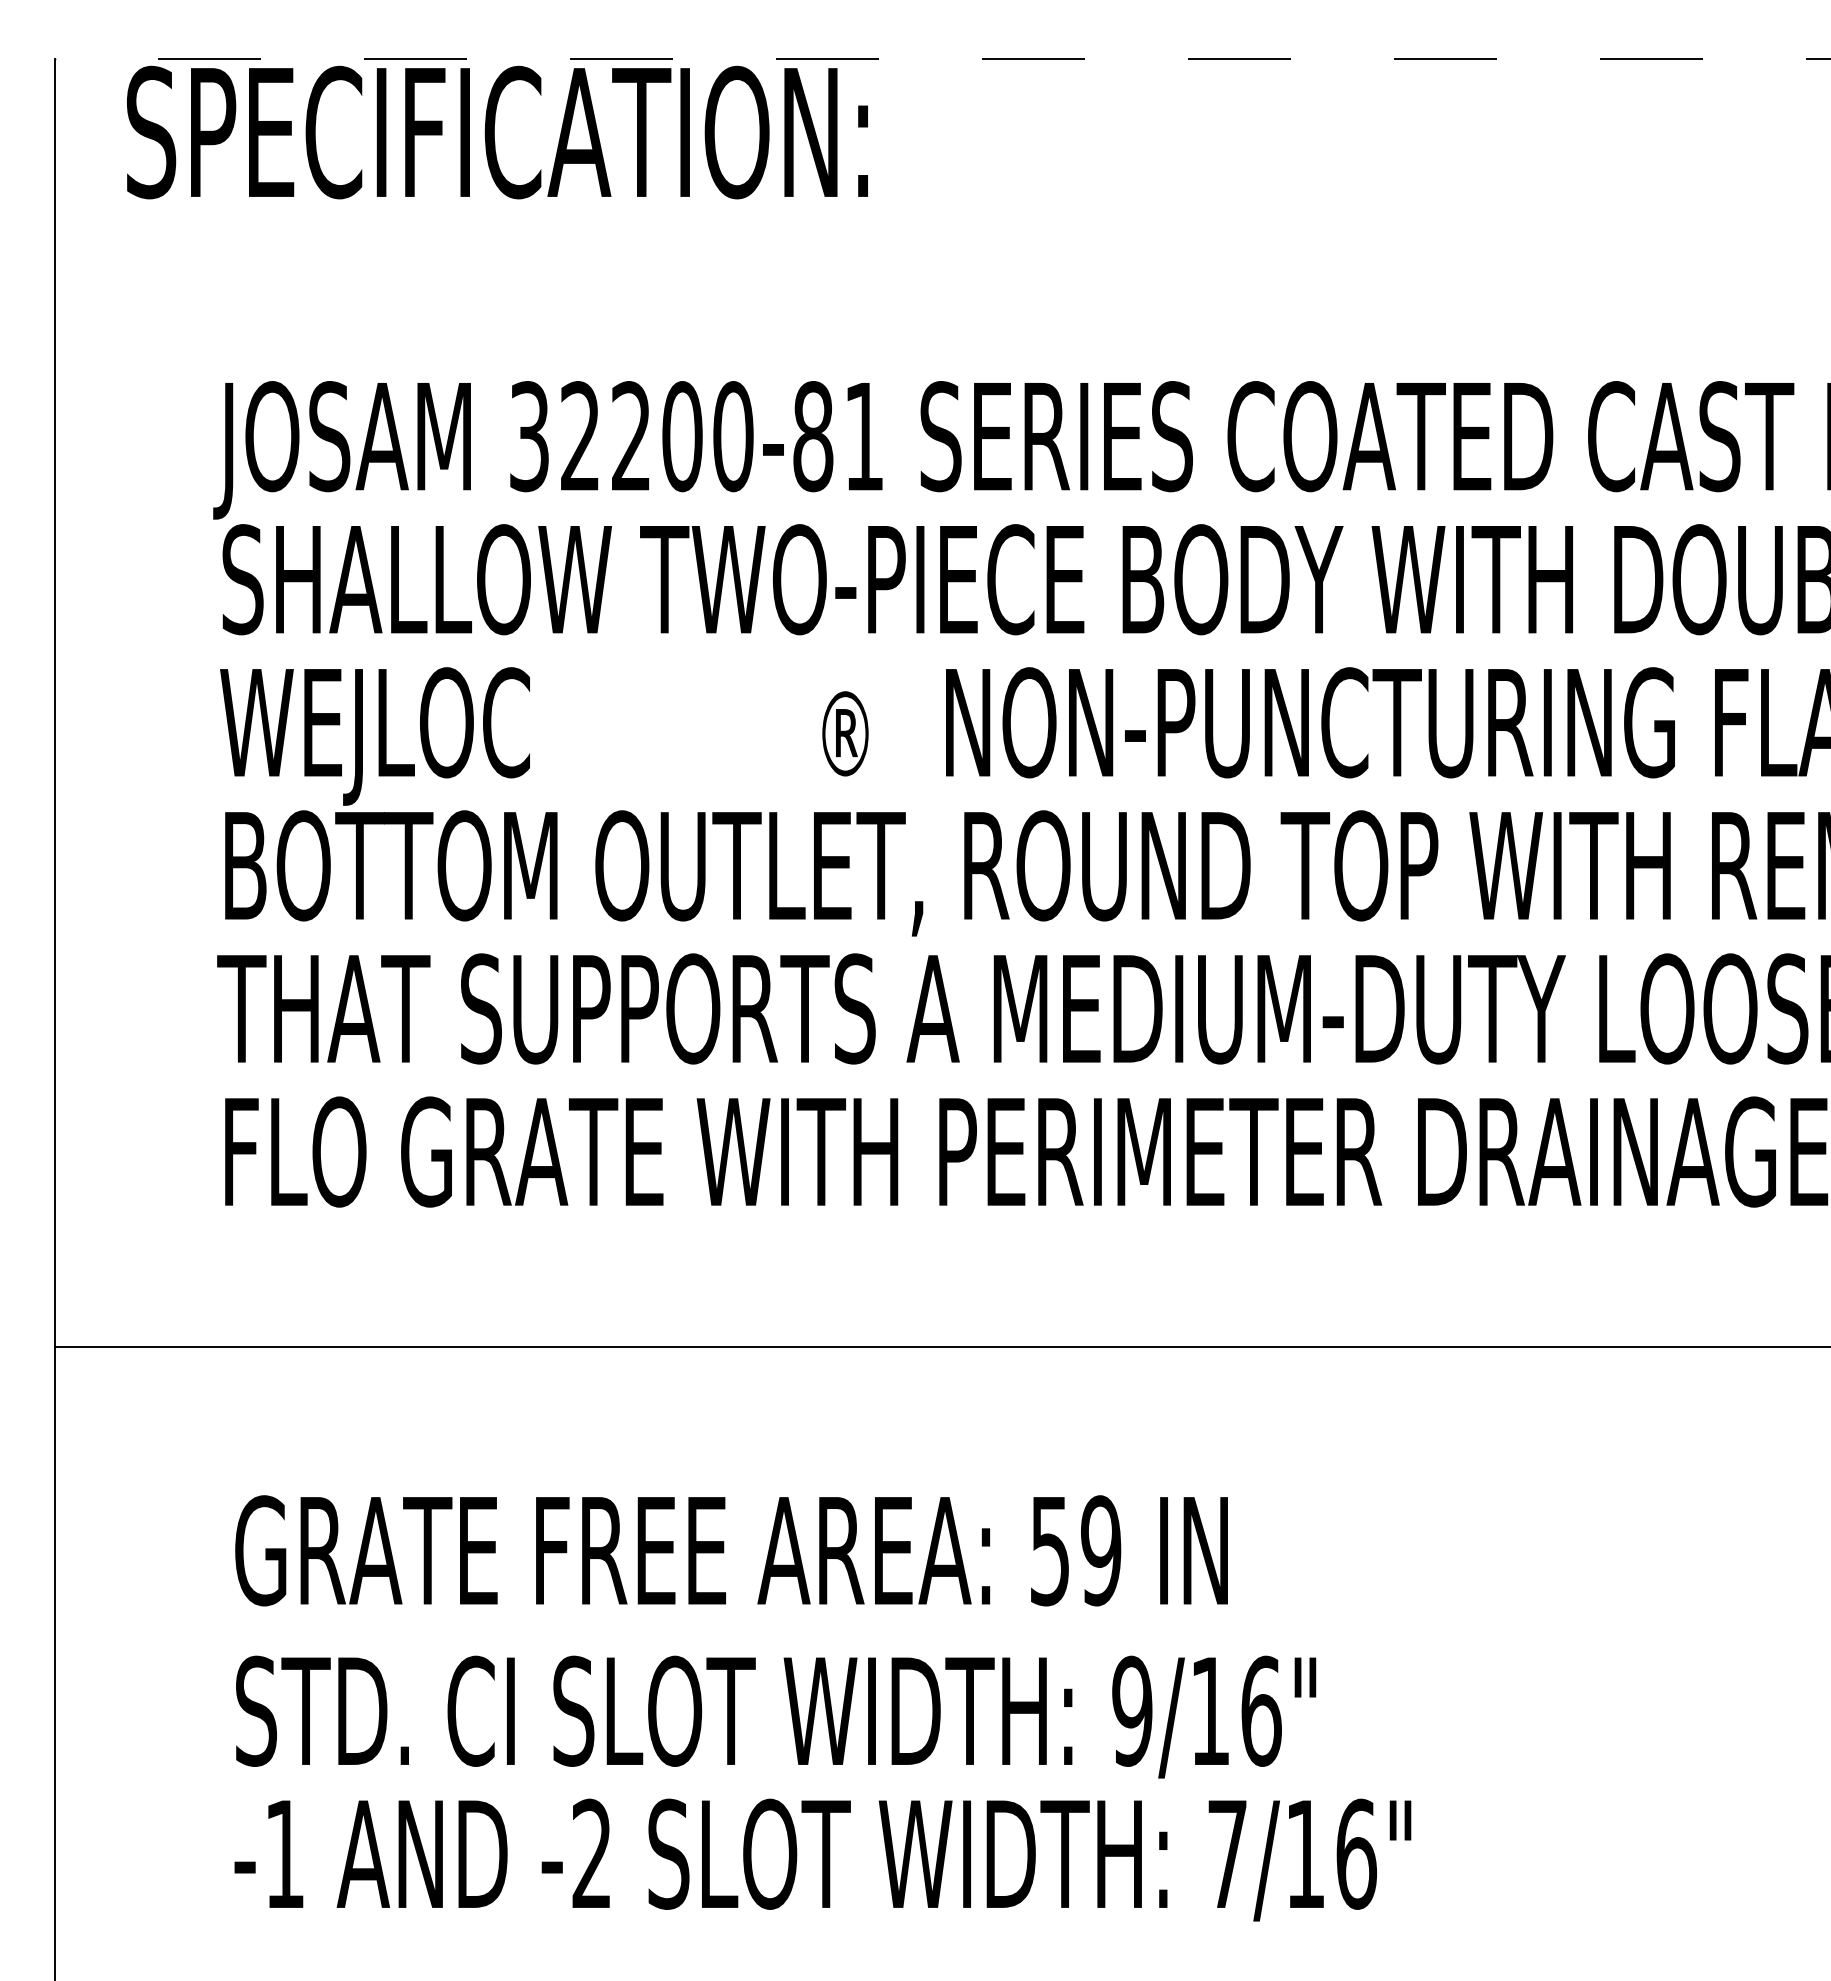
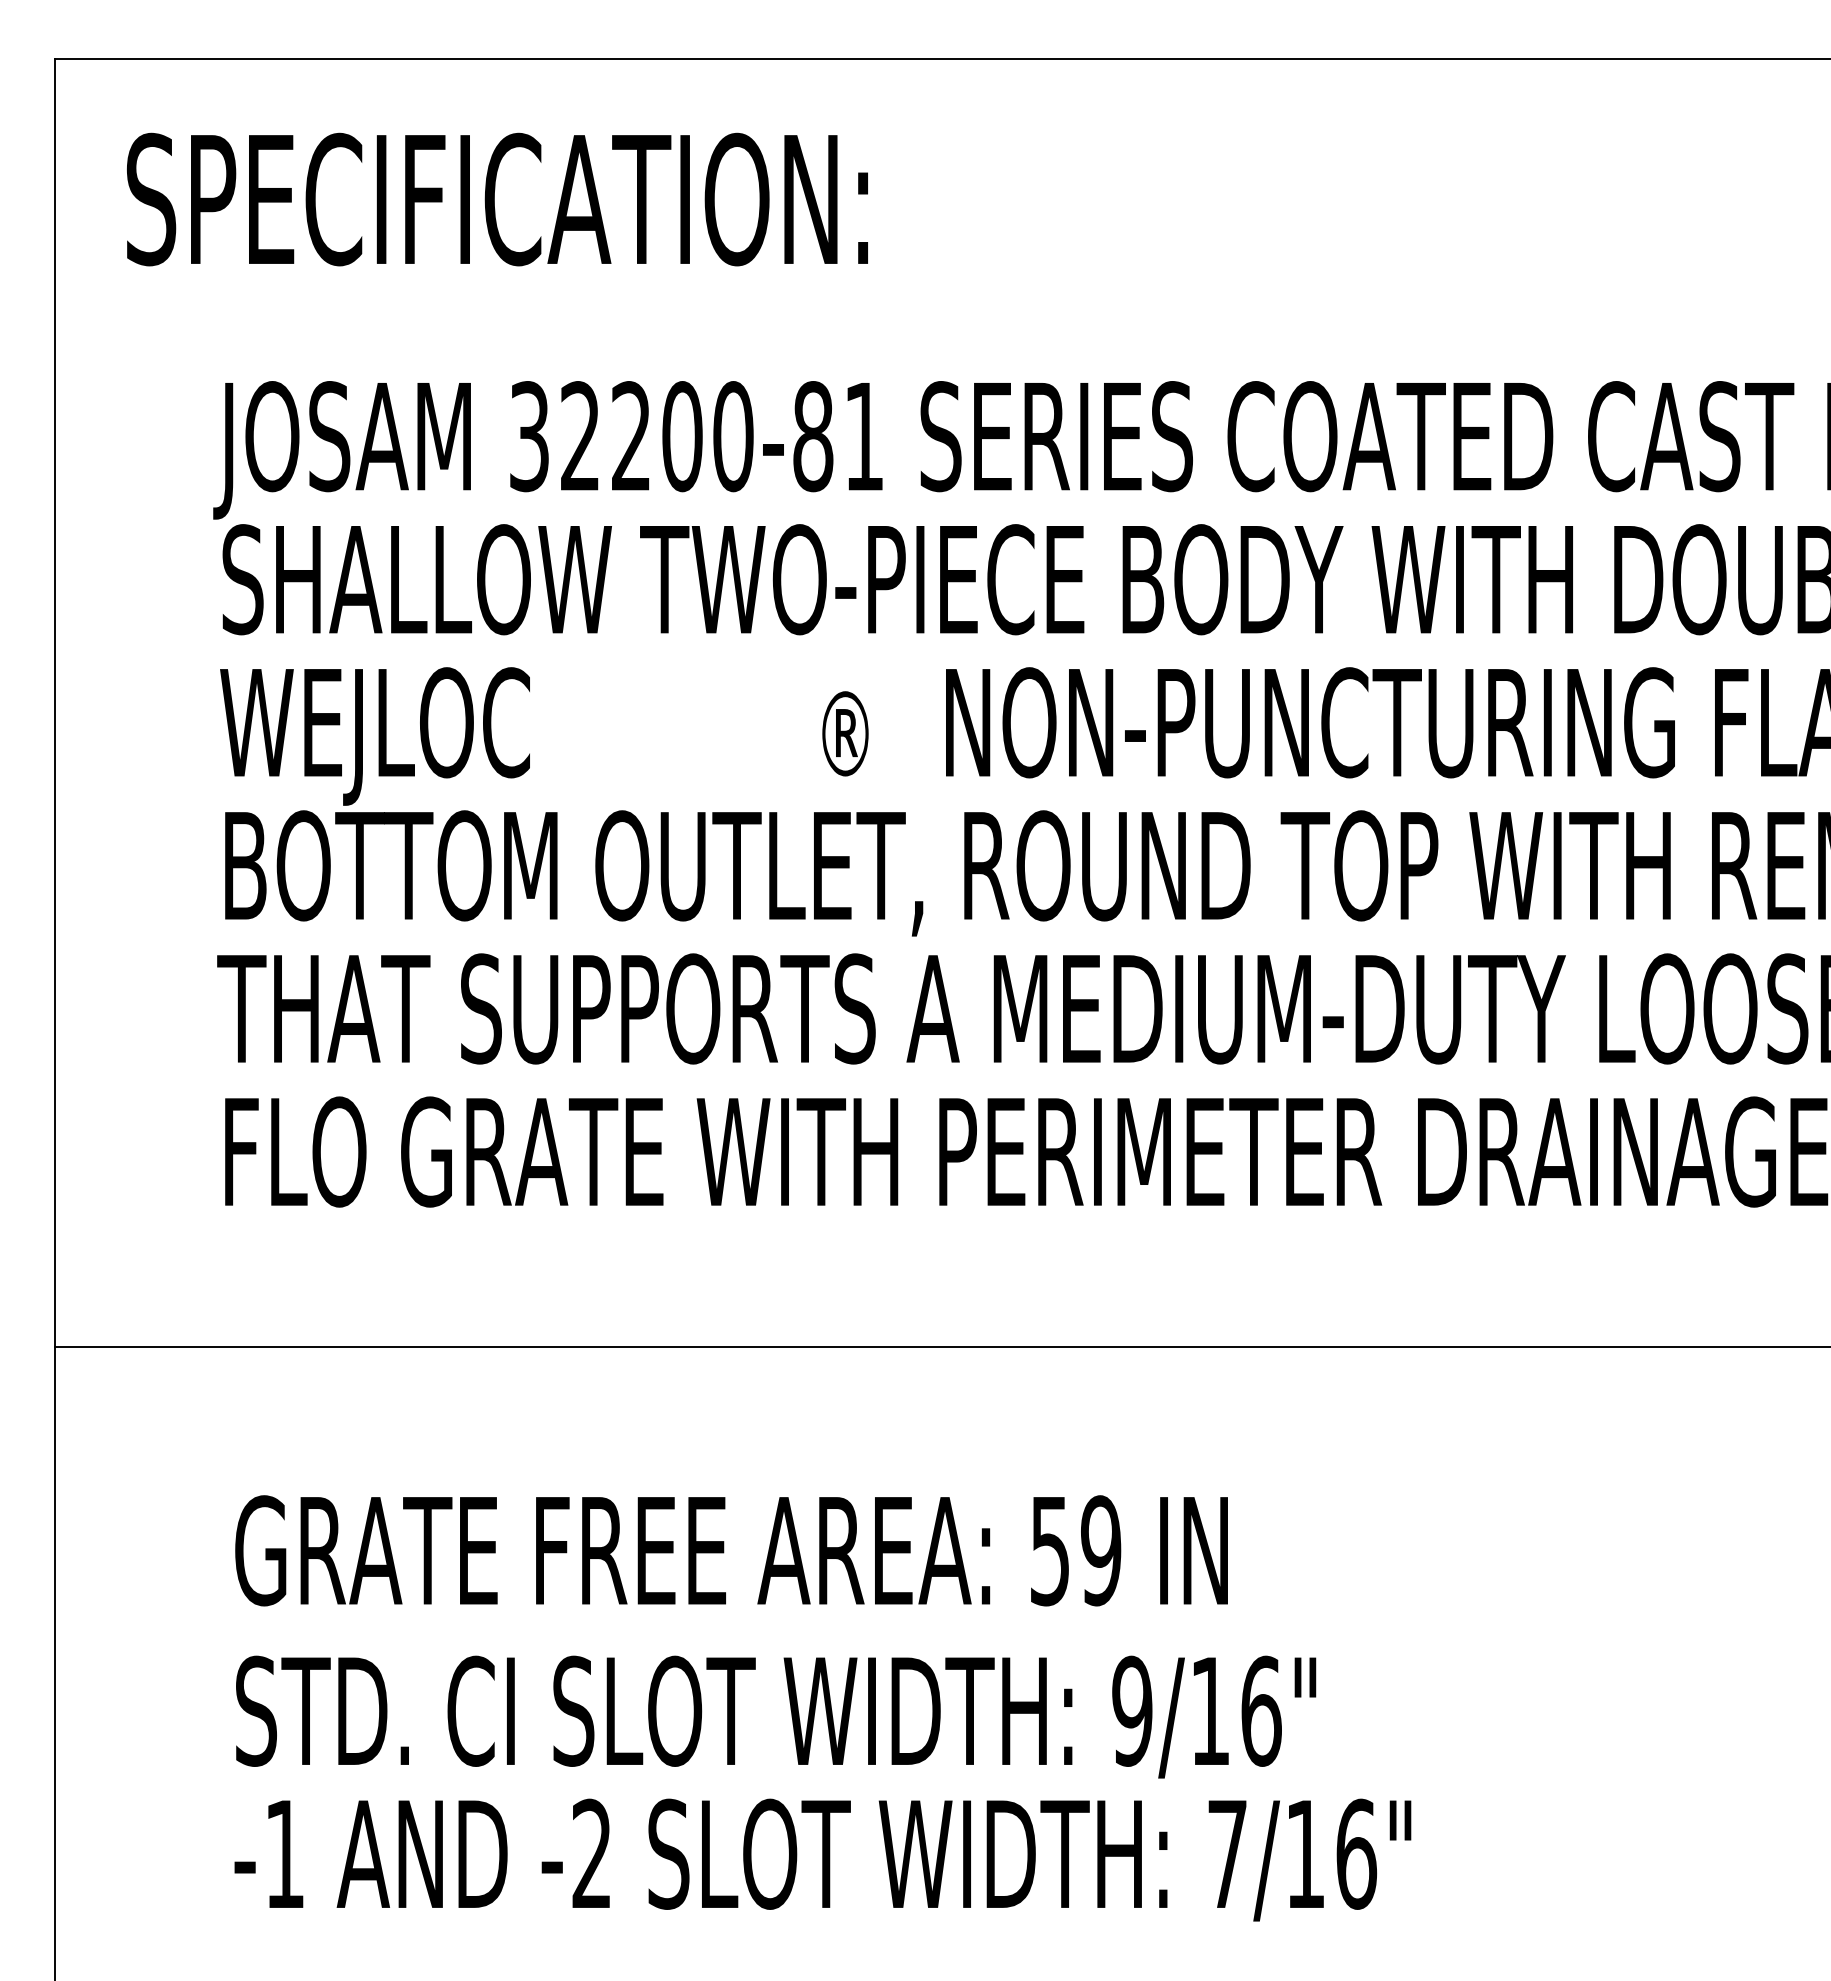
line: dashed -> solid (942, 59)
text position: (497, 132) -> (497, 199) (497, 199)
